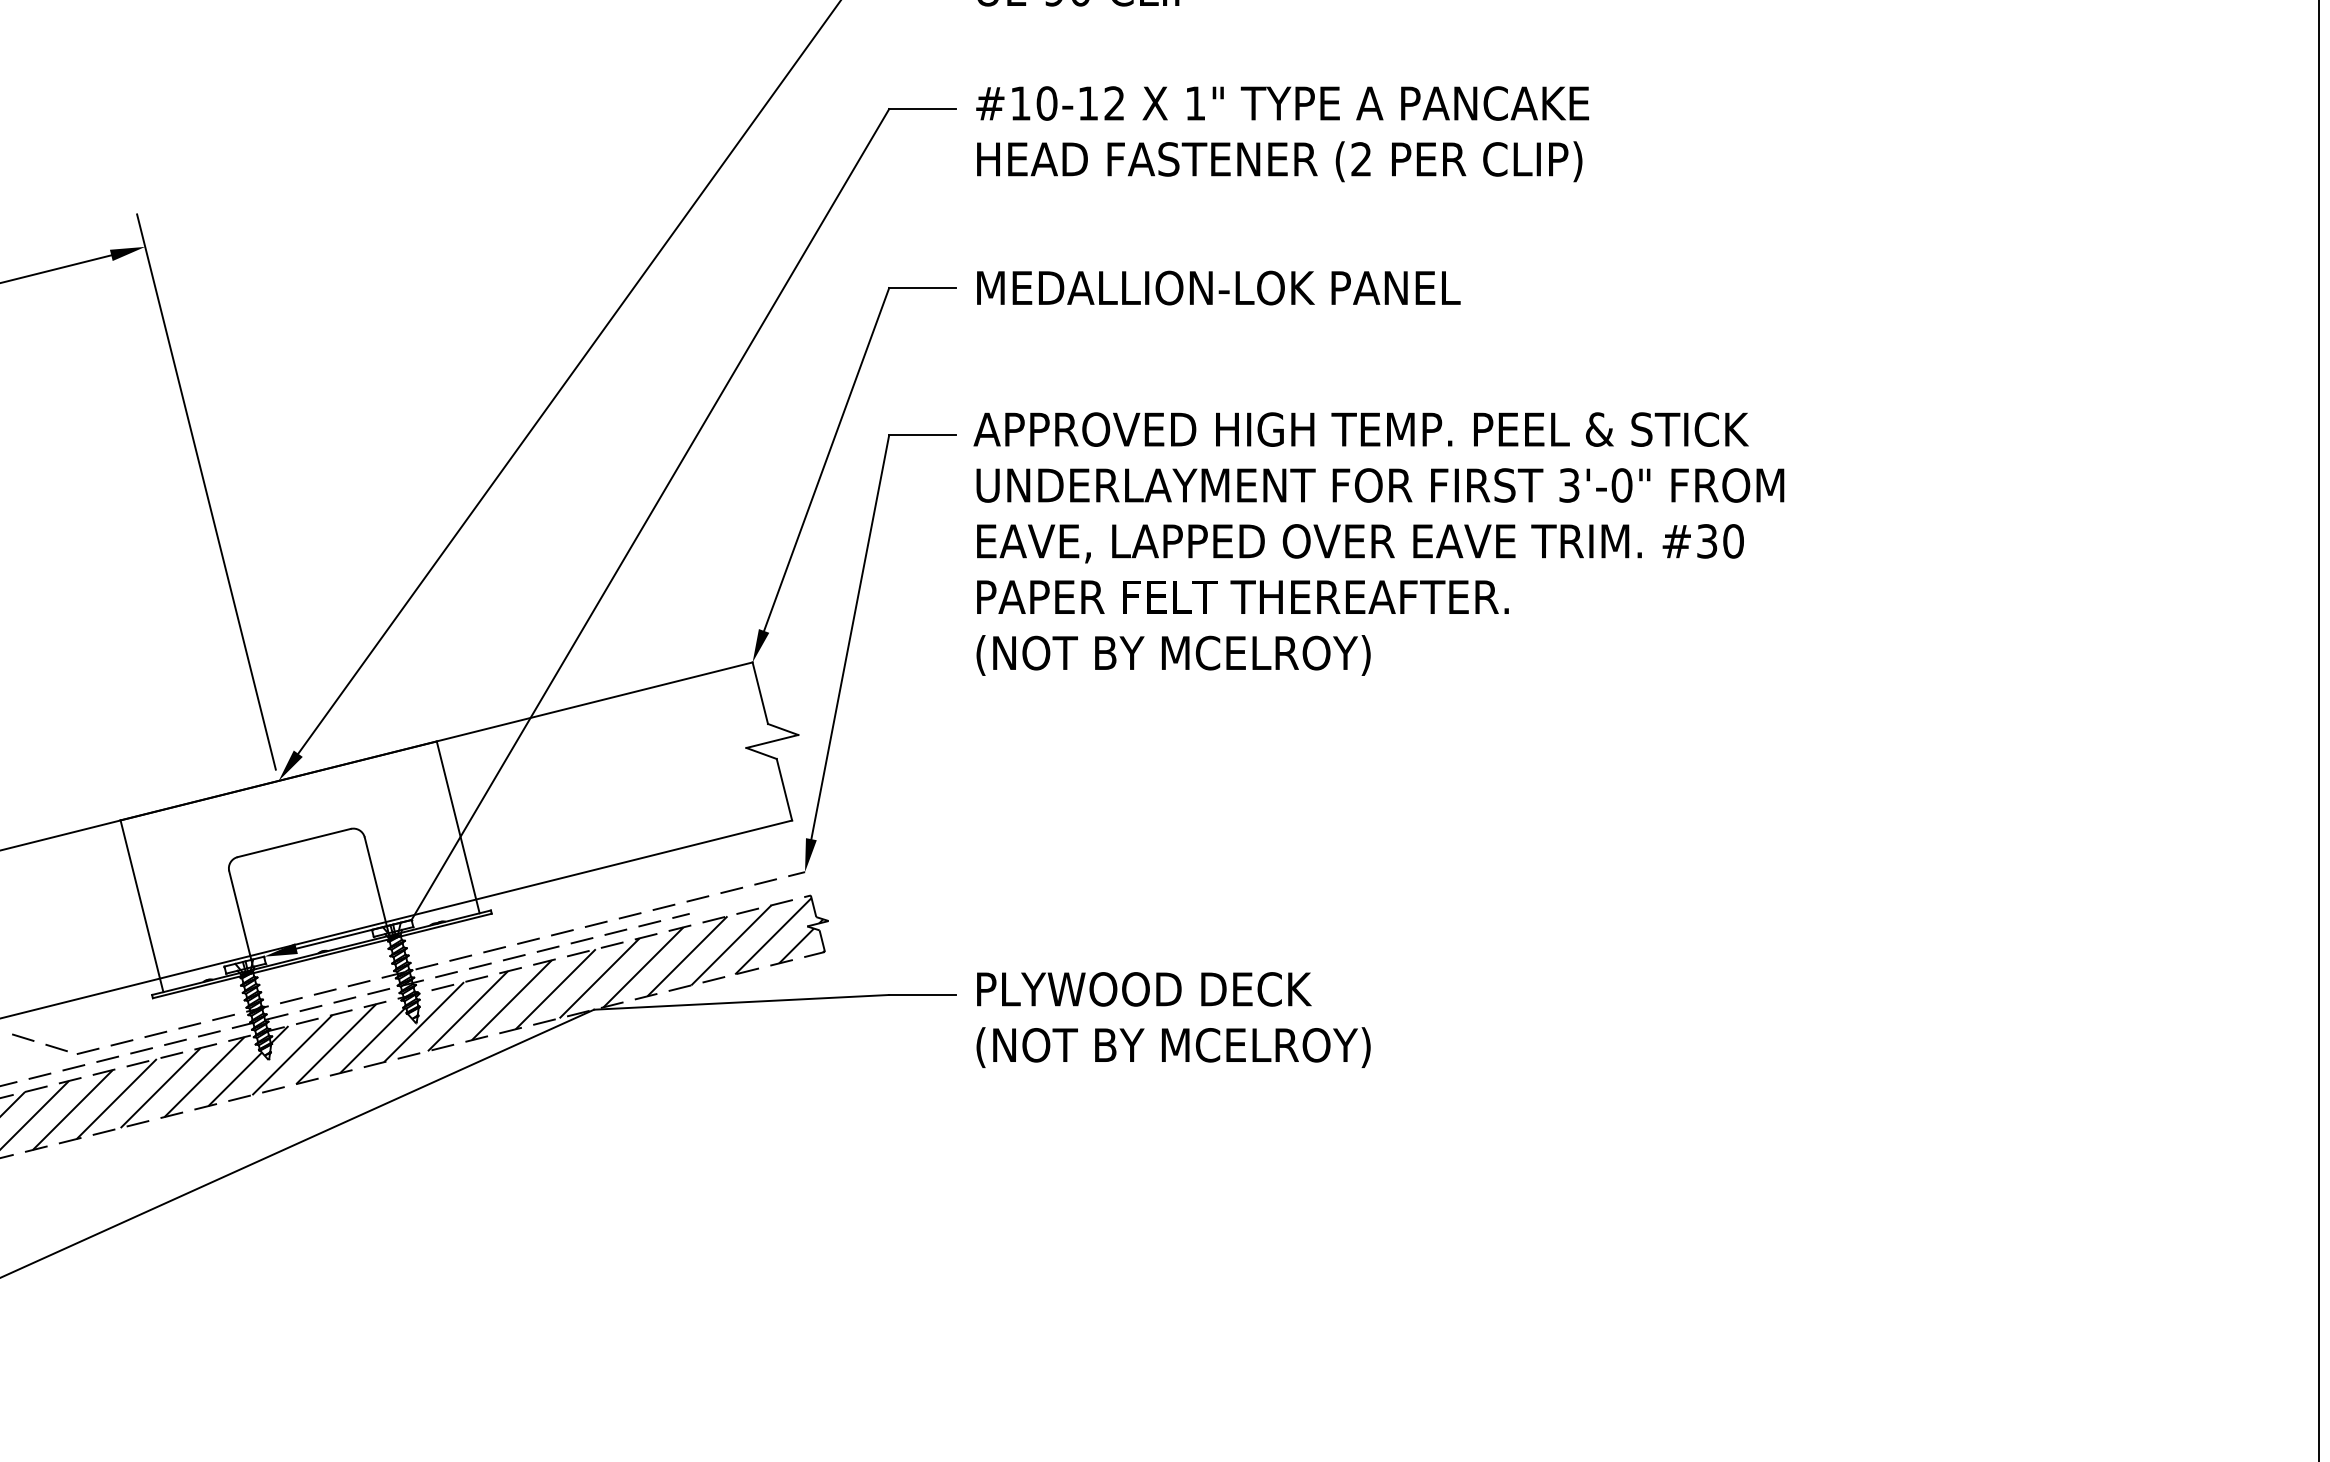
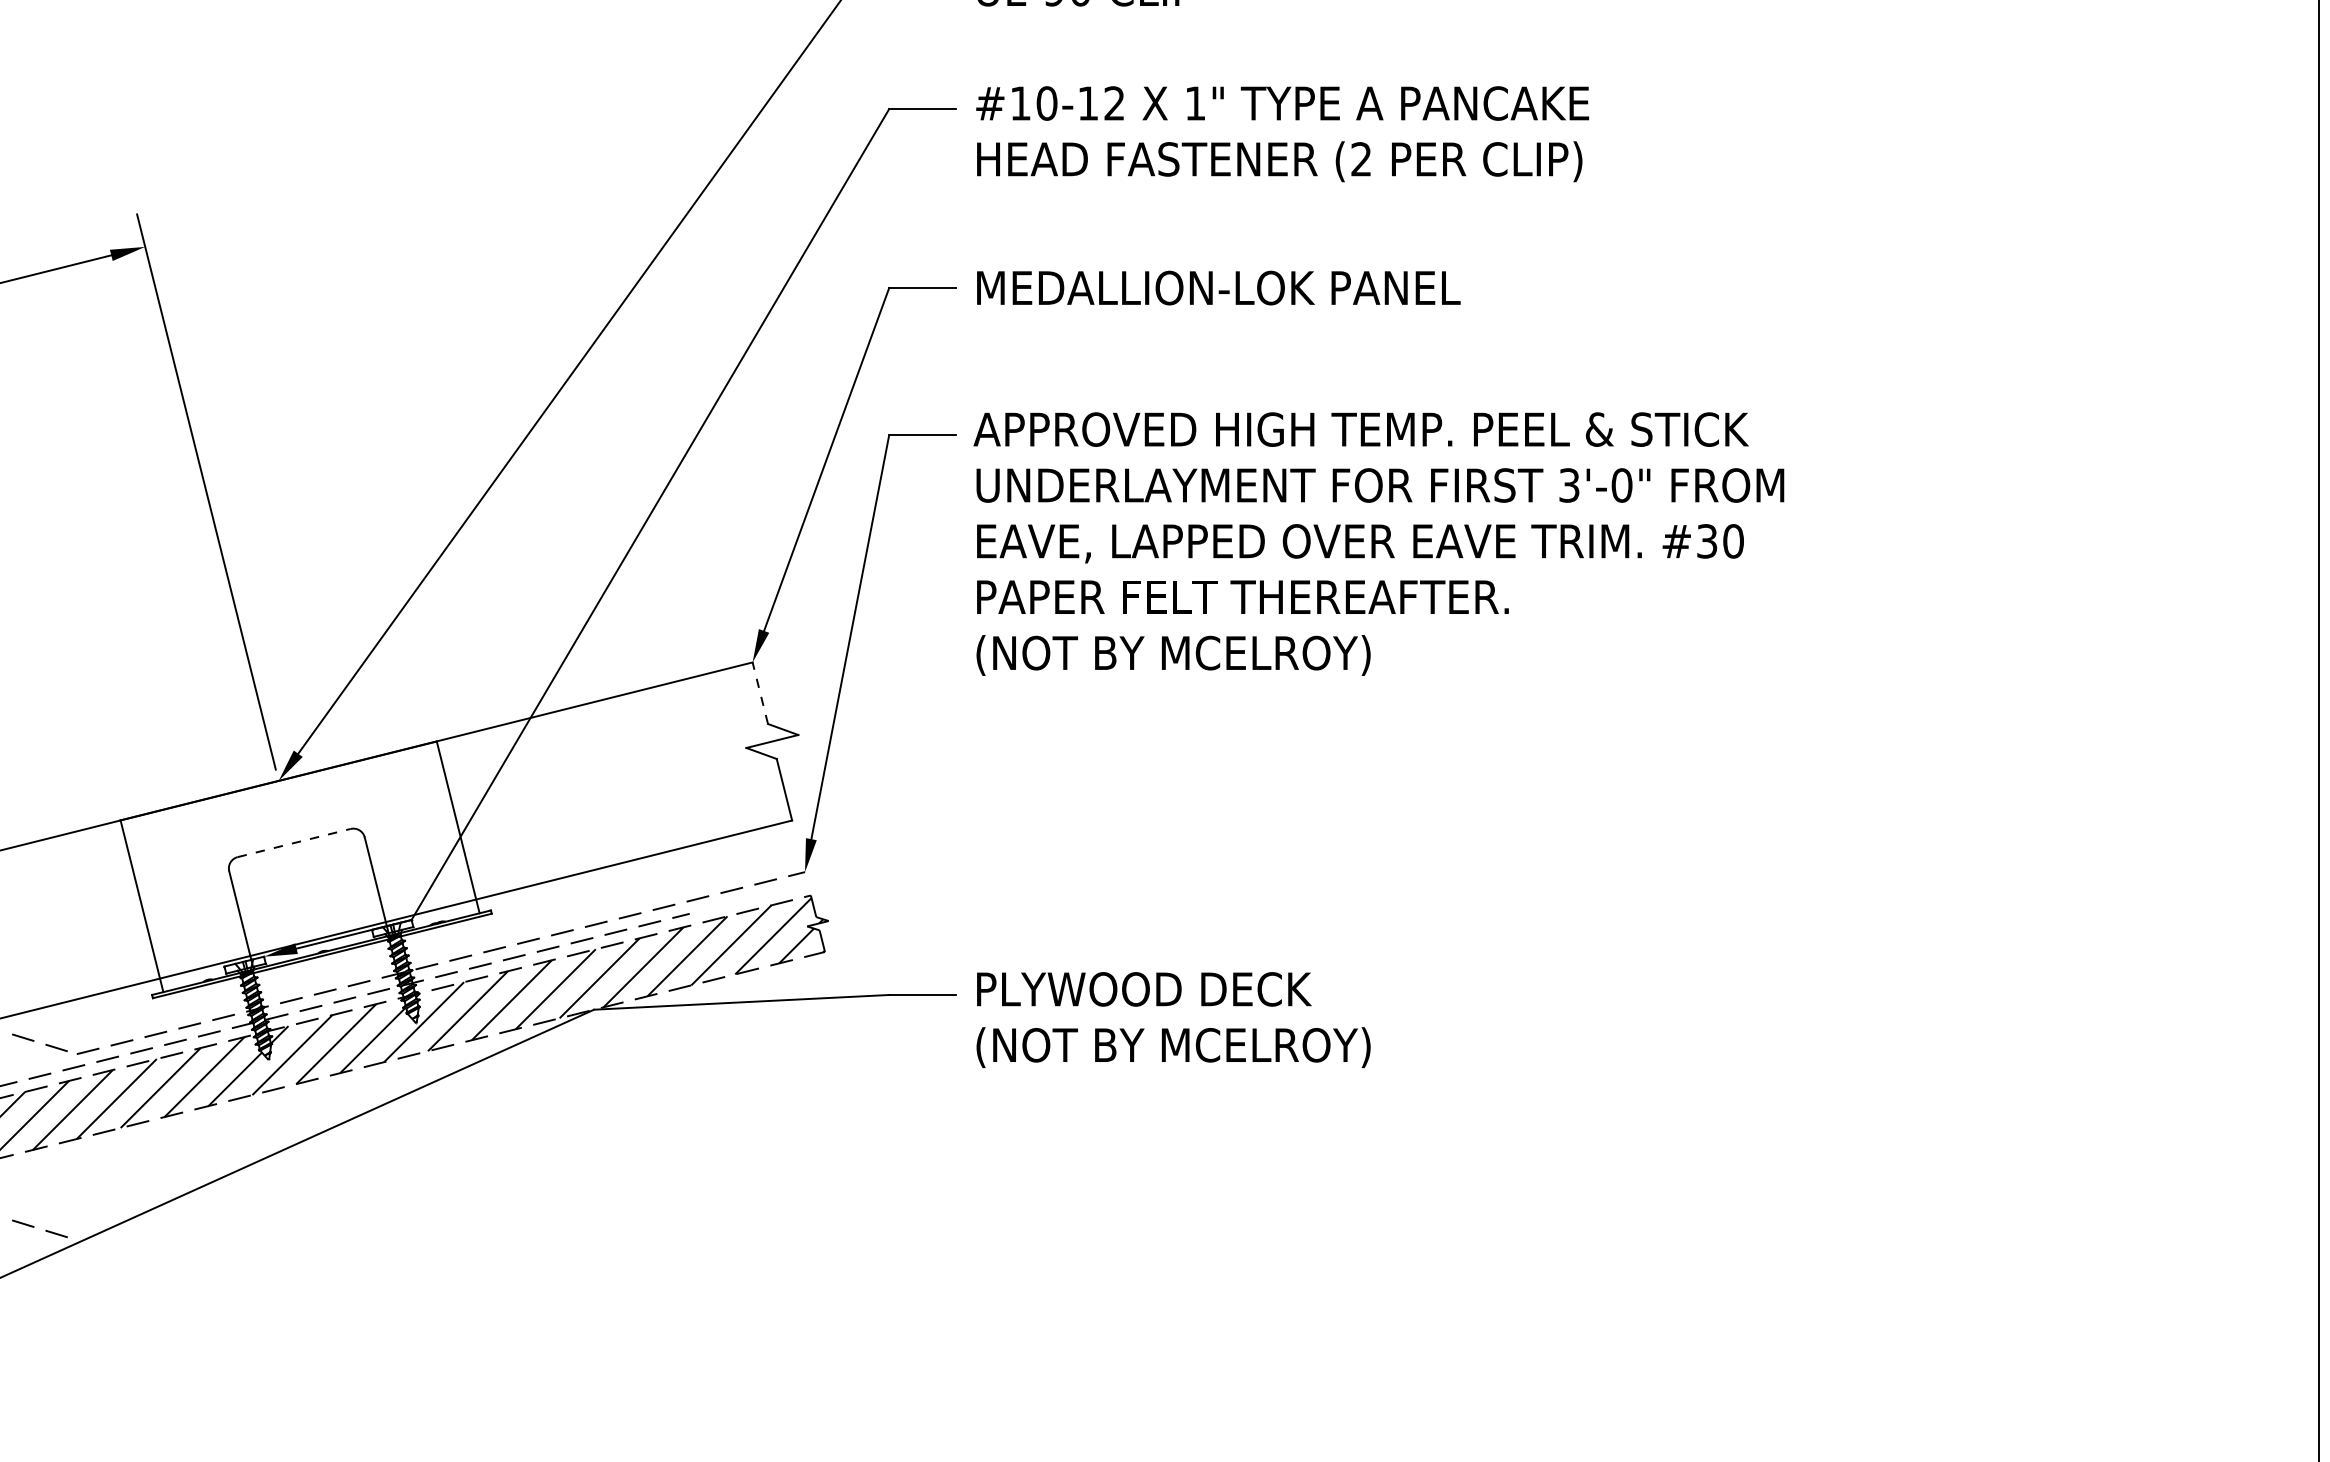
line: solid -> dashed (760, 693)
line: solid -> dashed (294, 842)
line: none -> present (34, 1227)
